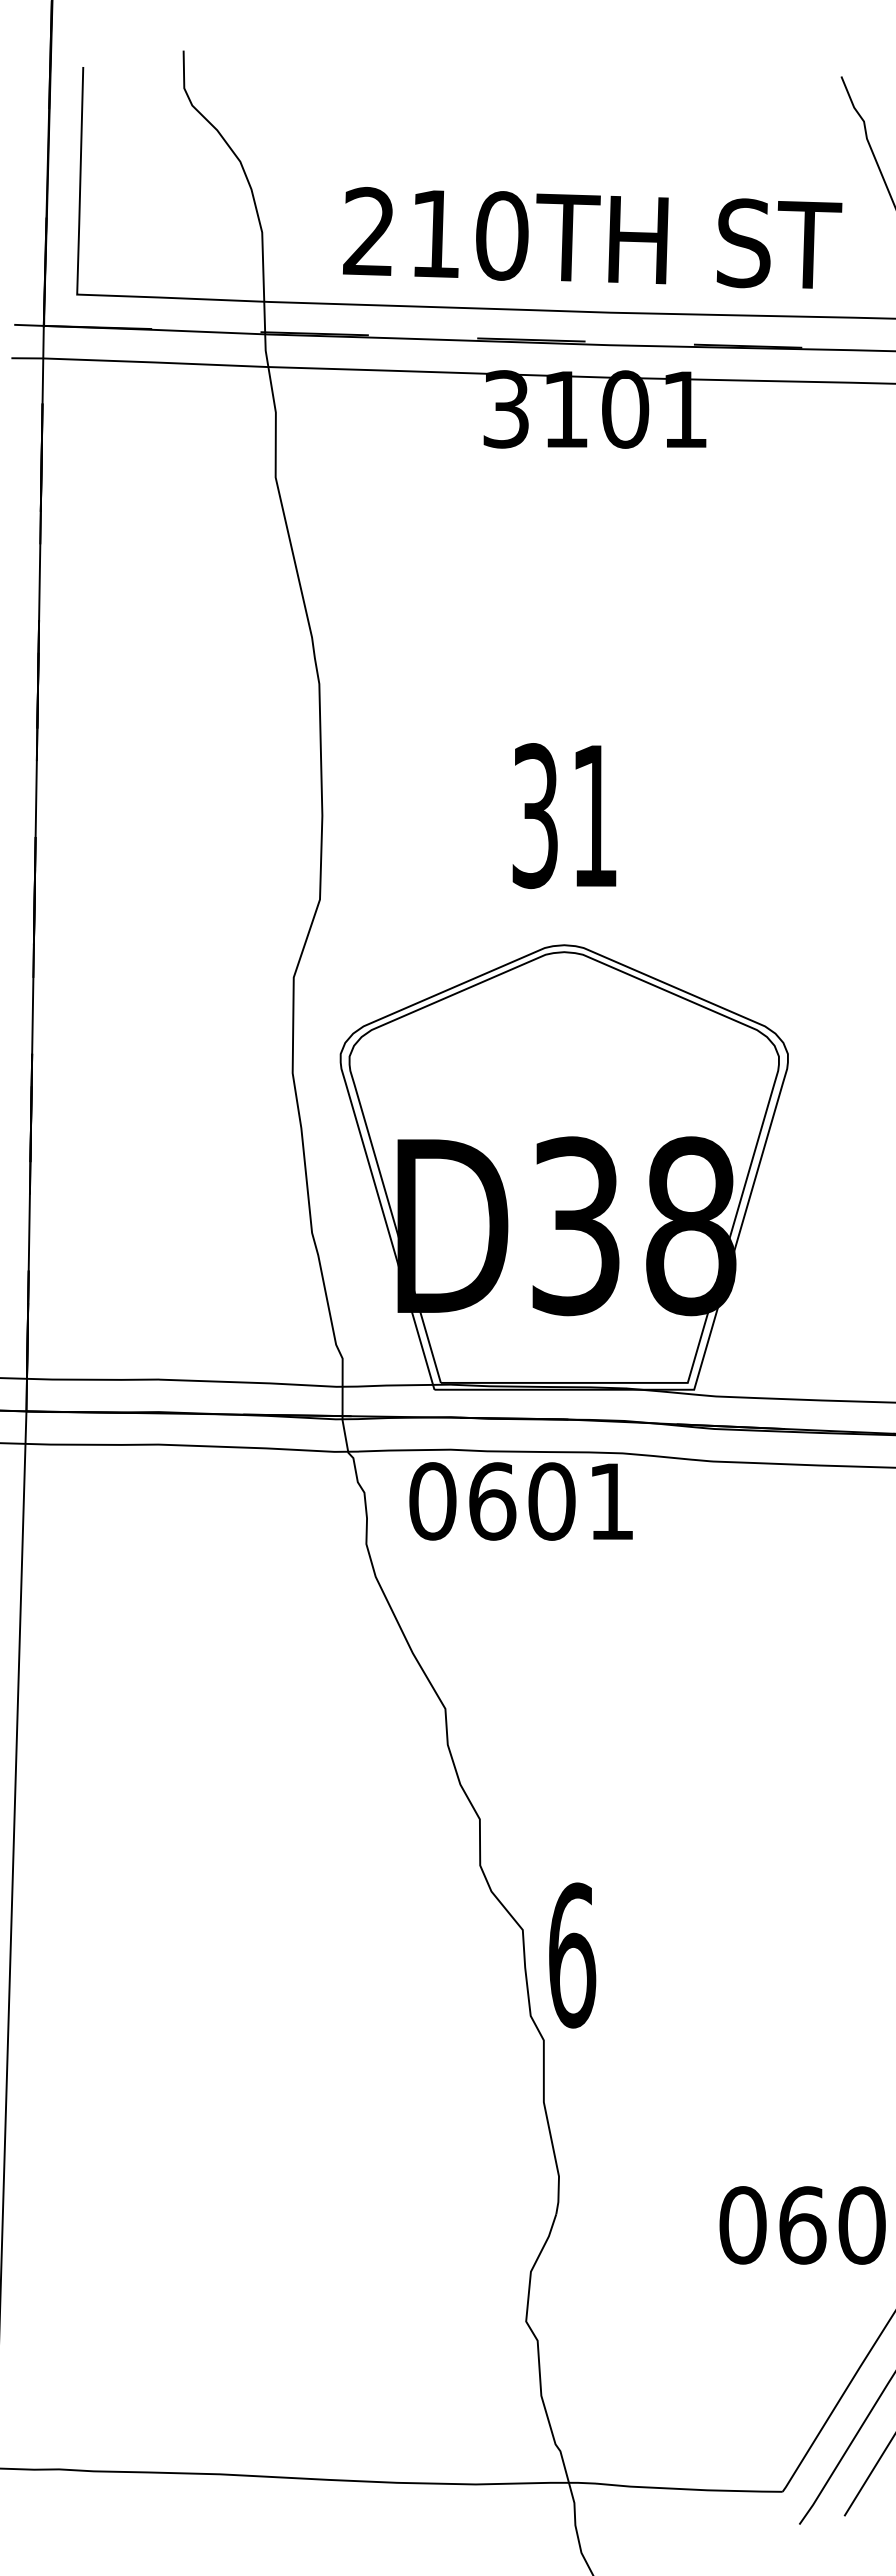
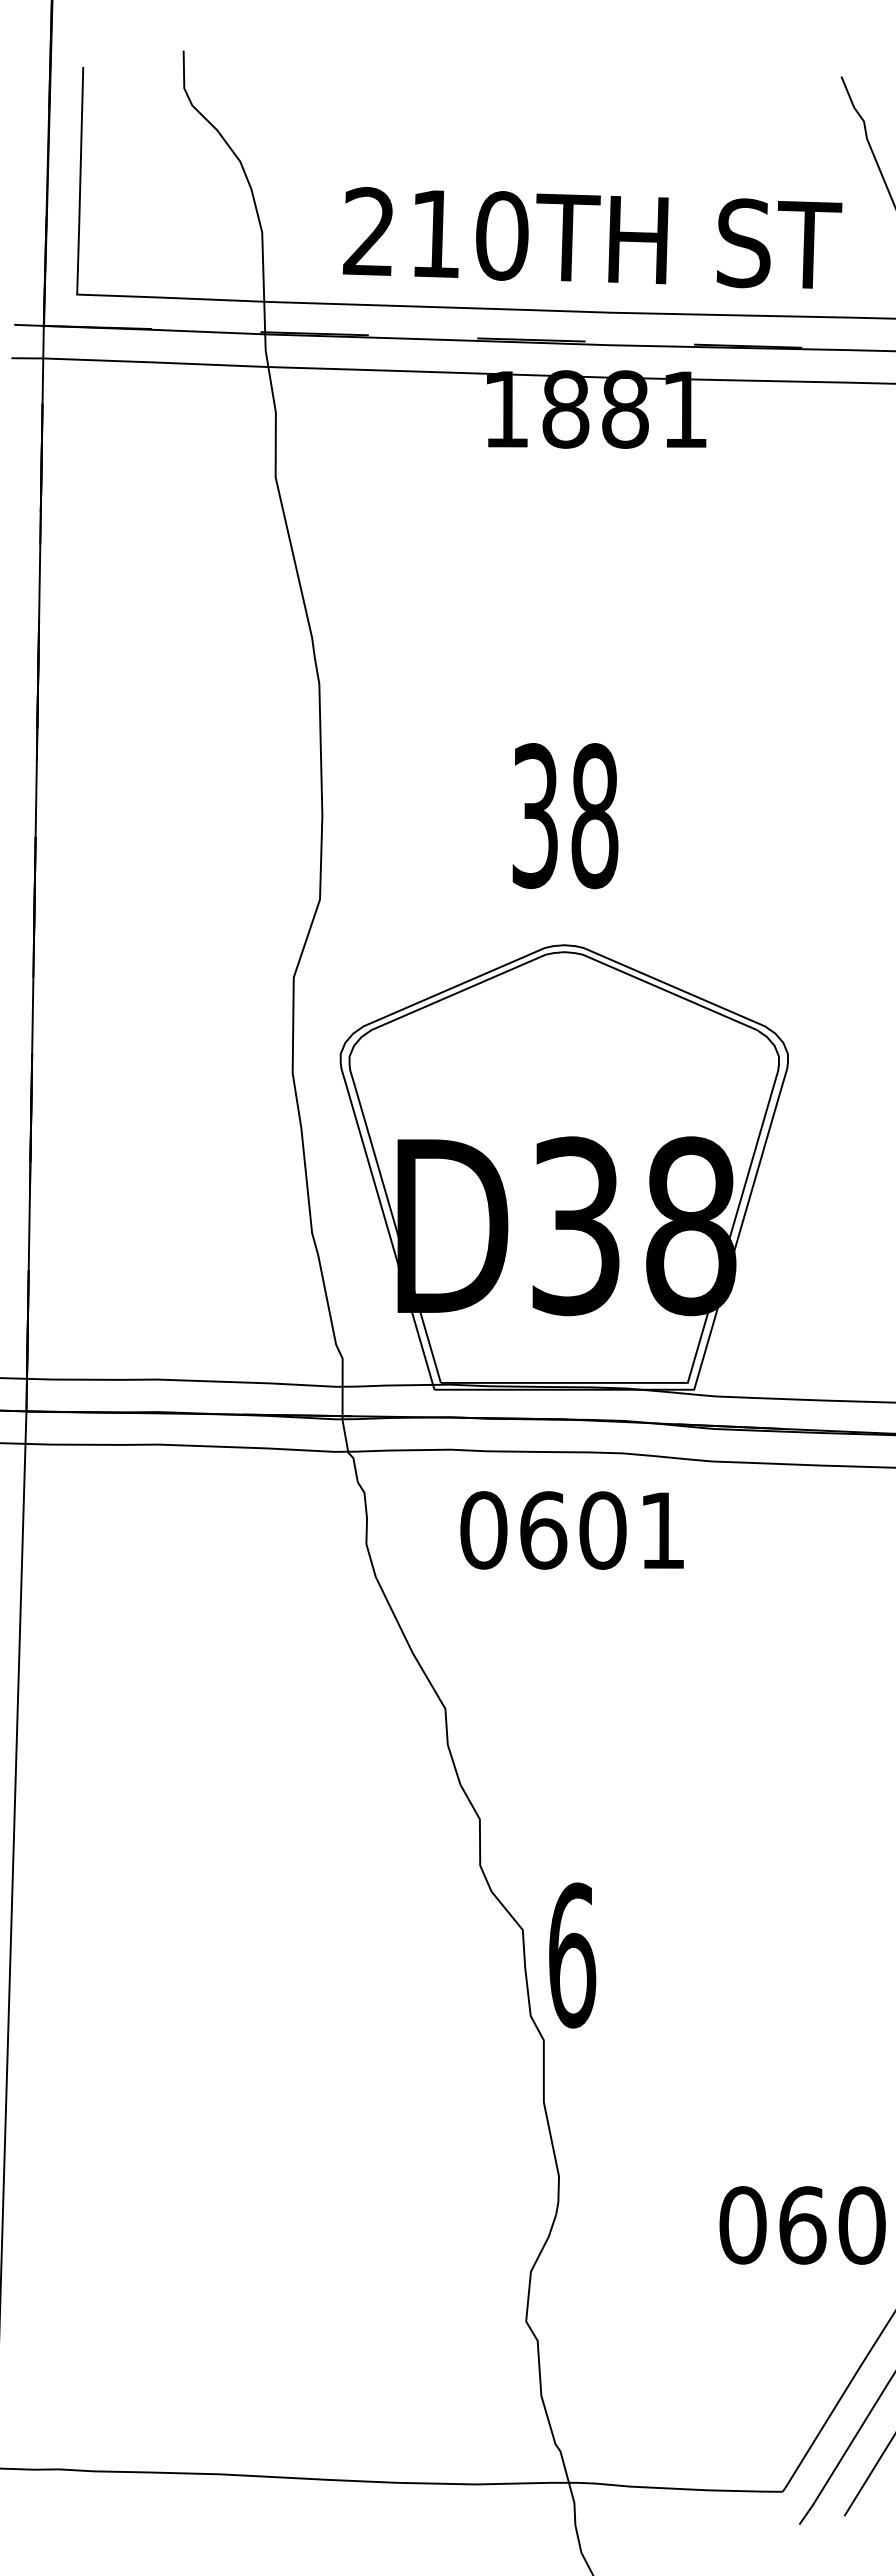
text: 3101 -> 1881 (566, 409)
text: 31 -> 38 (594, 816)
text position: (520, 1501) -> (571, 1530) (571, 1530)
